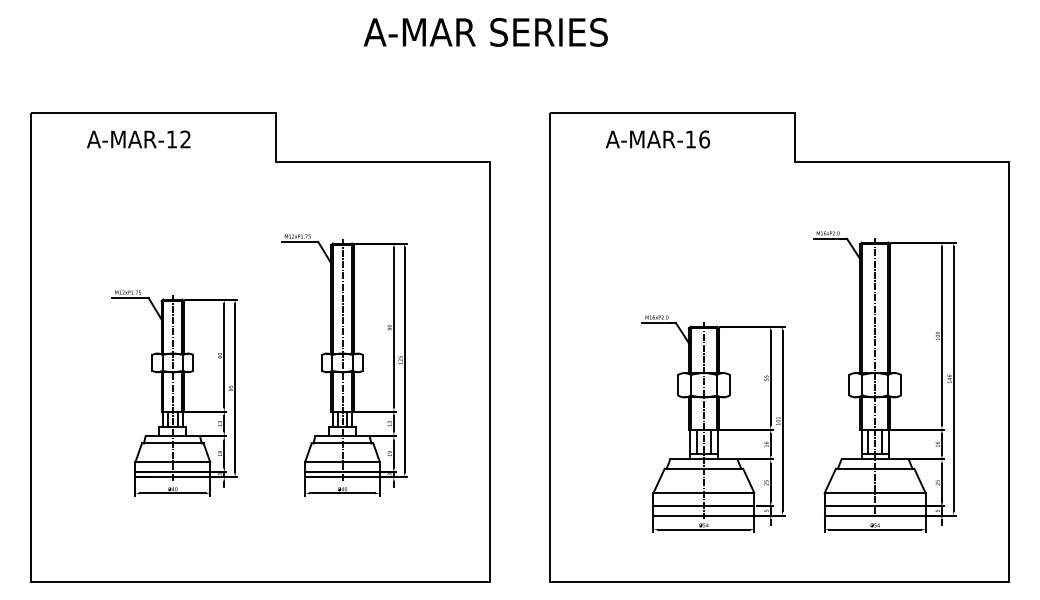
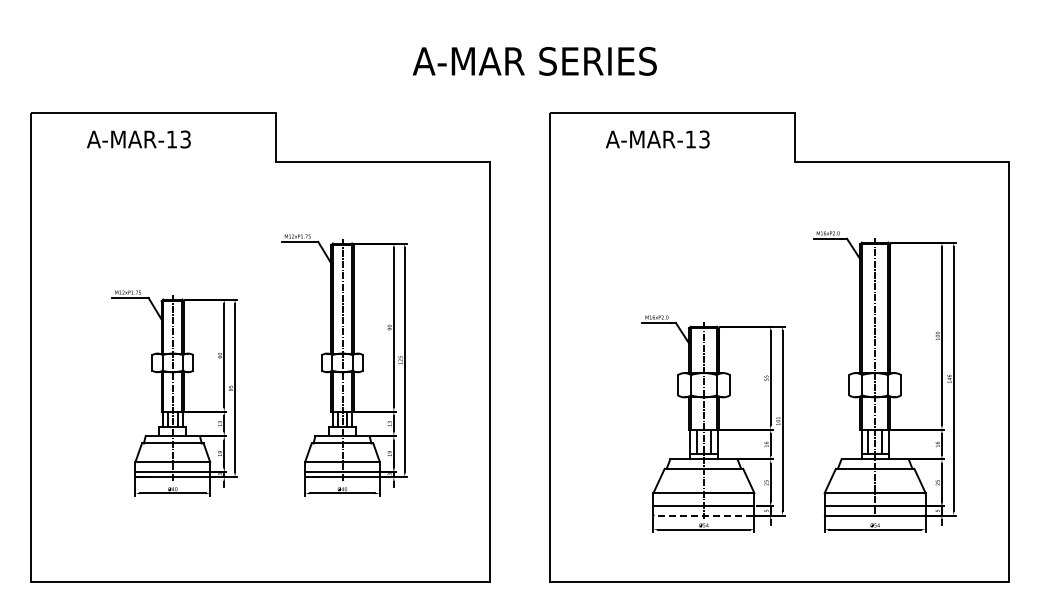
text position: (485, 32) -> (534, 61) (534, 61)
text: A-MAR-12 -> A-MAR-13 (185, 139)
text: A-MAR-16 -> A-MAR-13 (704, 139)
line: solid -> dashed (703, 515)
